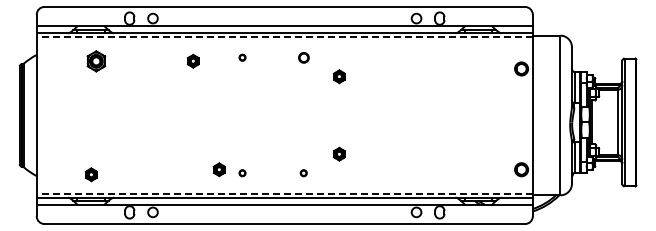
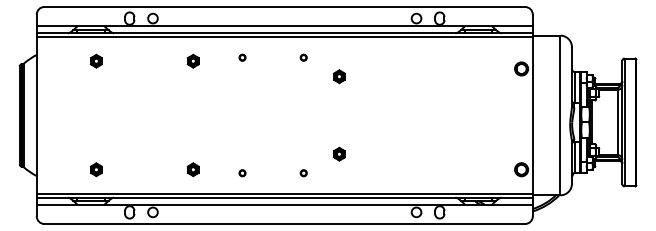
line: dashed -> solid (284, 37)
part size: 12x12 px -> 9x9 px (303, 57)
part size: 21x23 px -> 13x16 px (96, 60)
part position: (218, 169) -> (192, 169) (192, 169)
part position: (91, 174) -> (96, 169) (96, 169)
line: dashed -> solid (284, 193)
